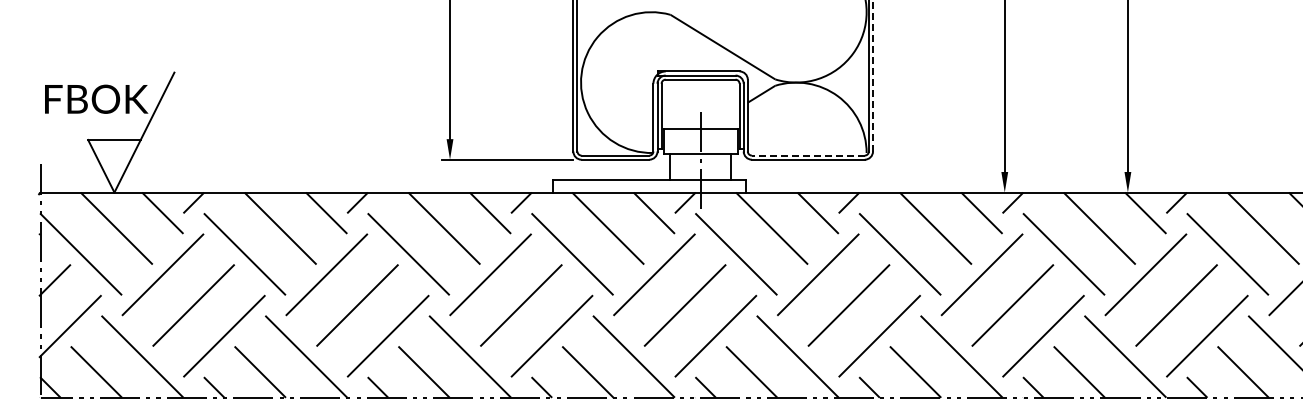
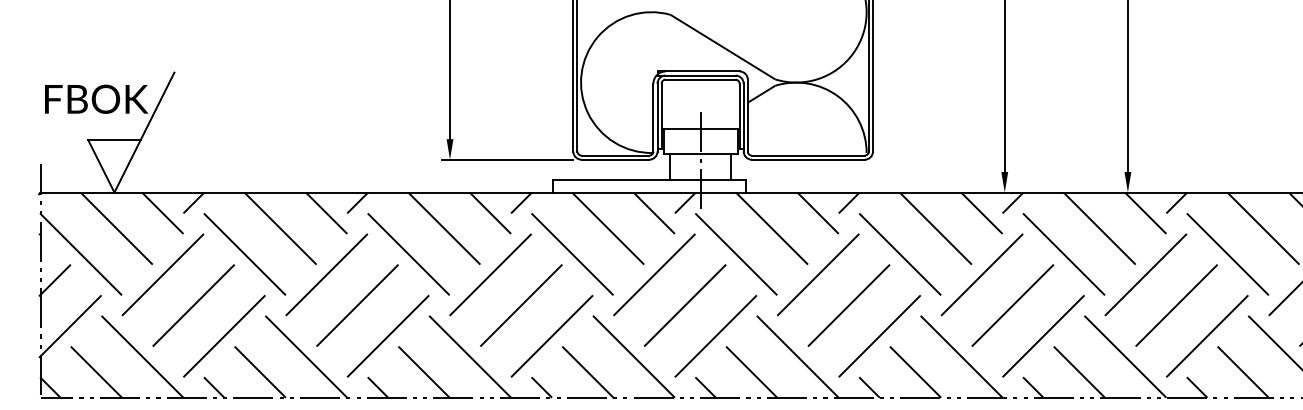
line: dashed -> solid (873, 75)
line: dashed -> solid (807, 155)
